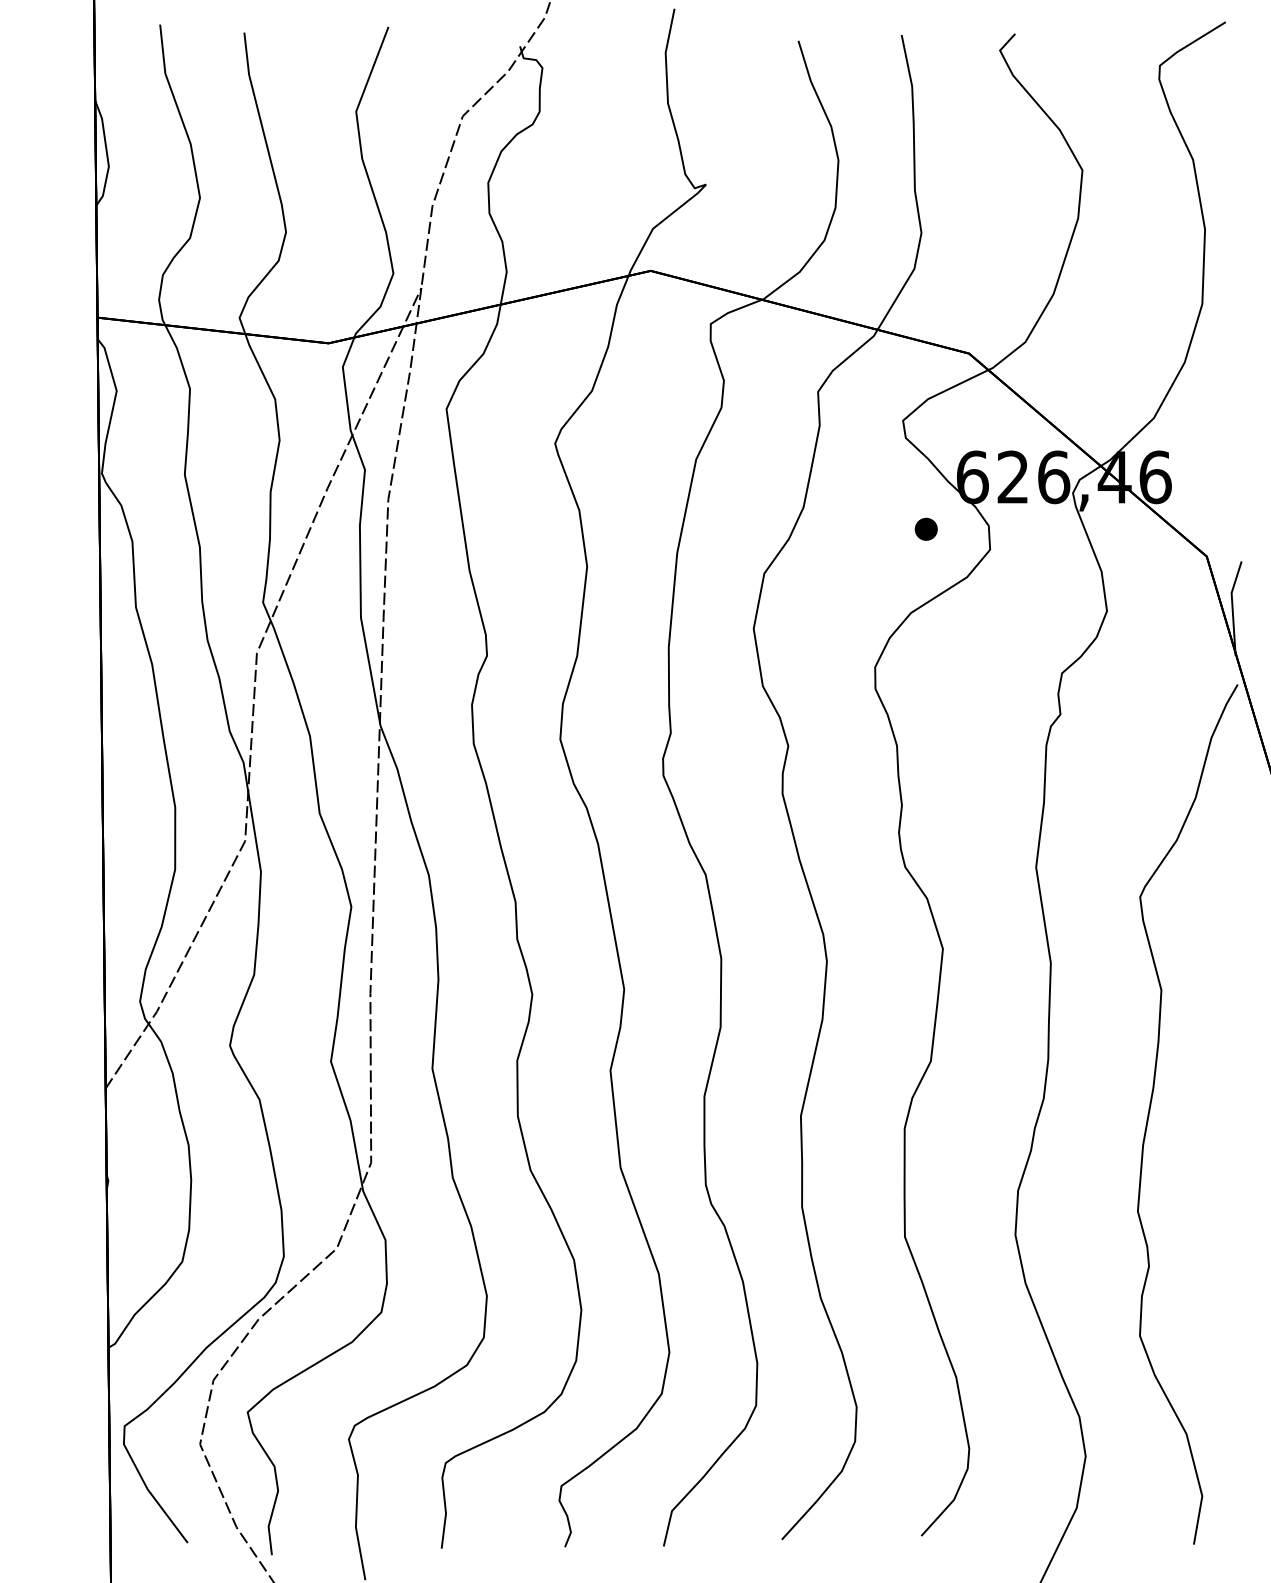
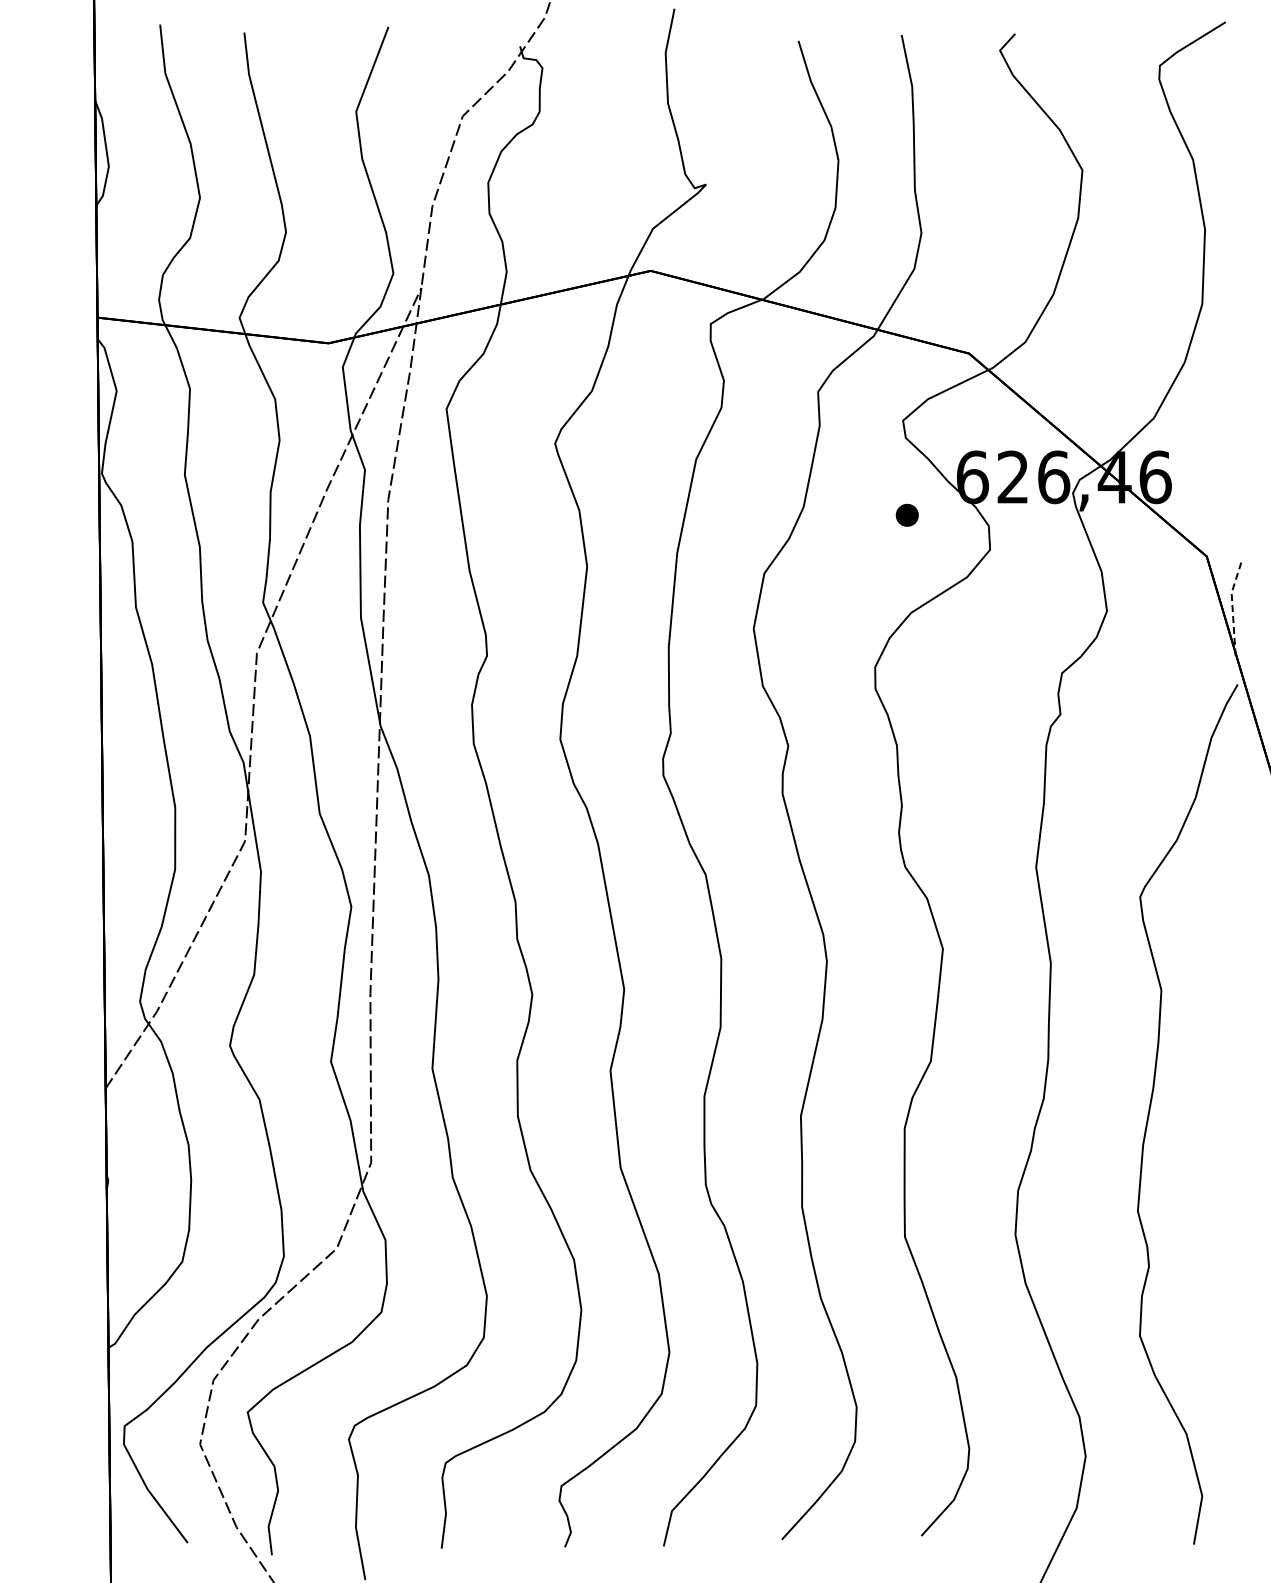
part position: (925, 528) -> (906, 514) (906, 514)
line: solid -> dashed (1232, 606)
